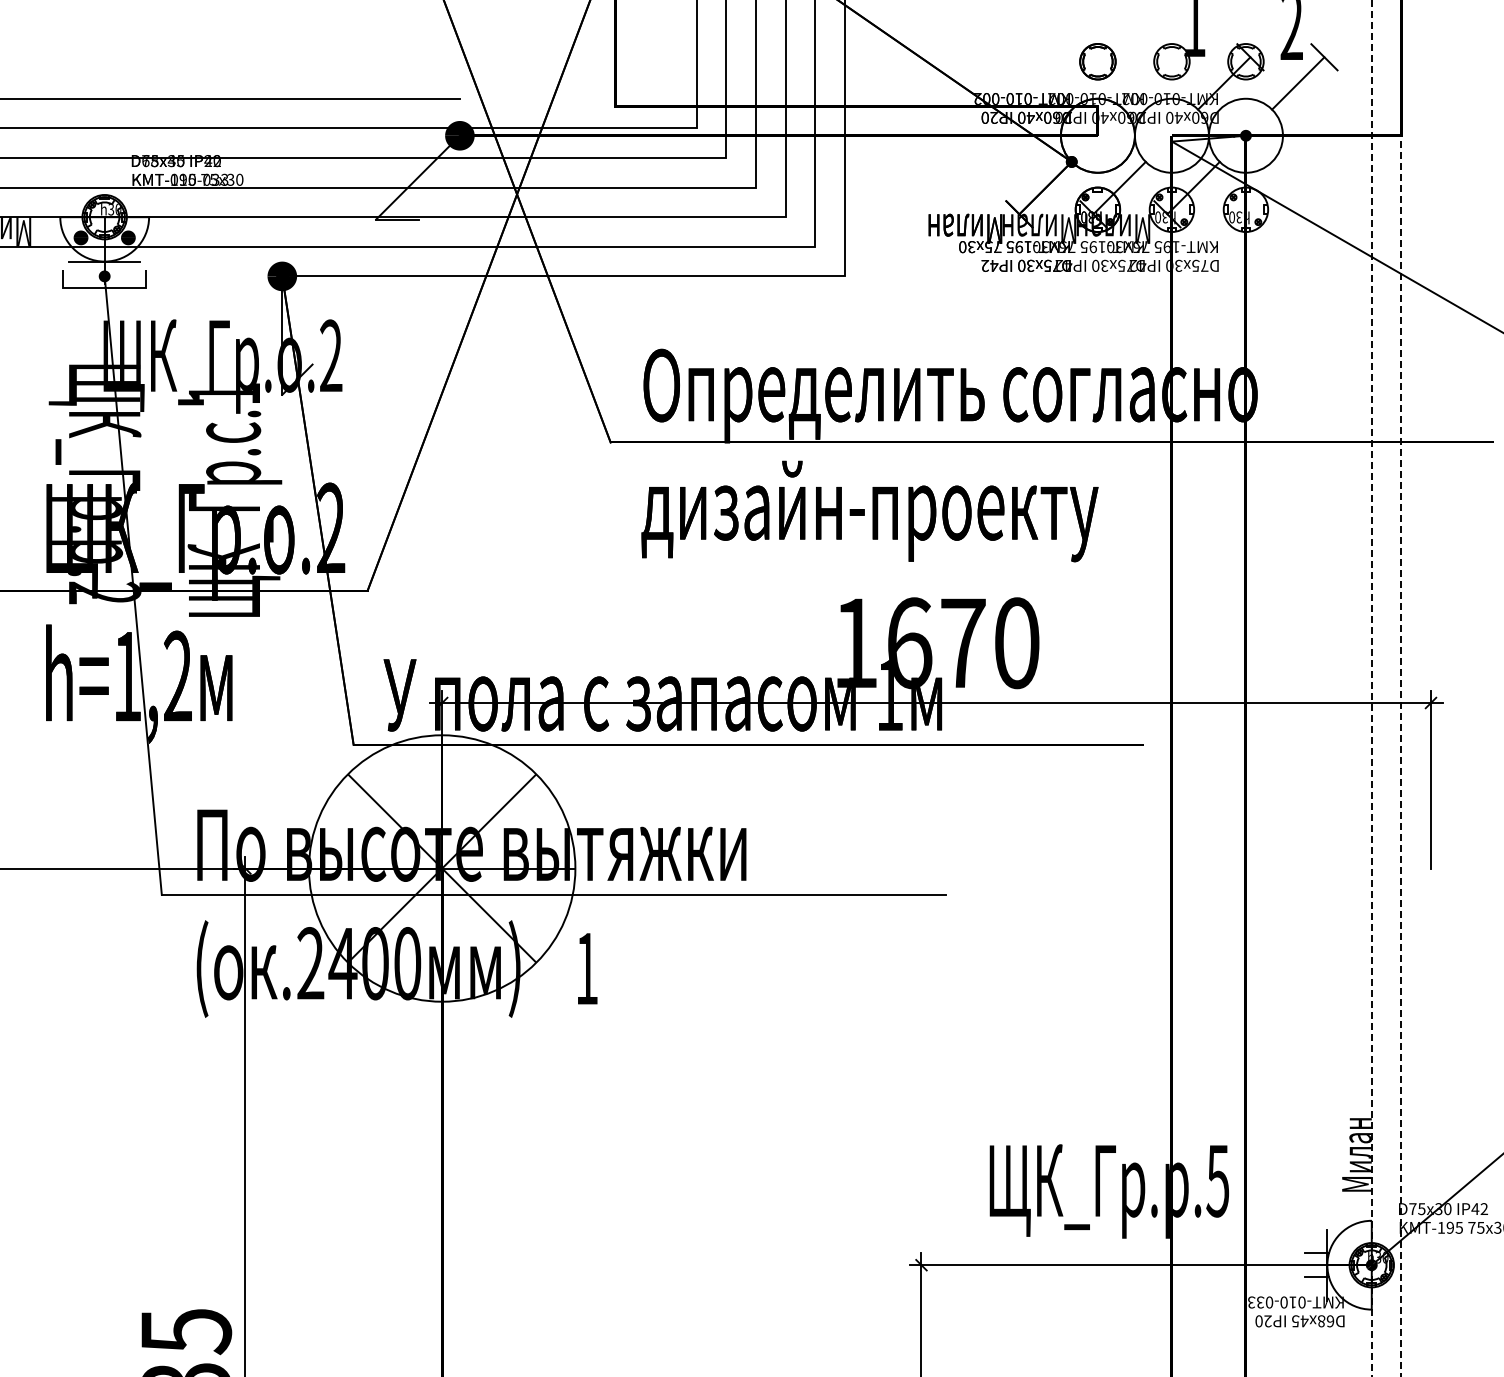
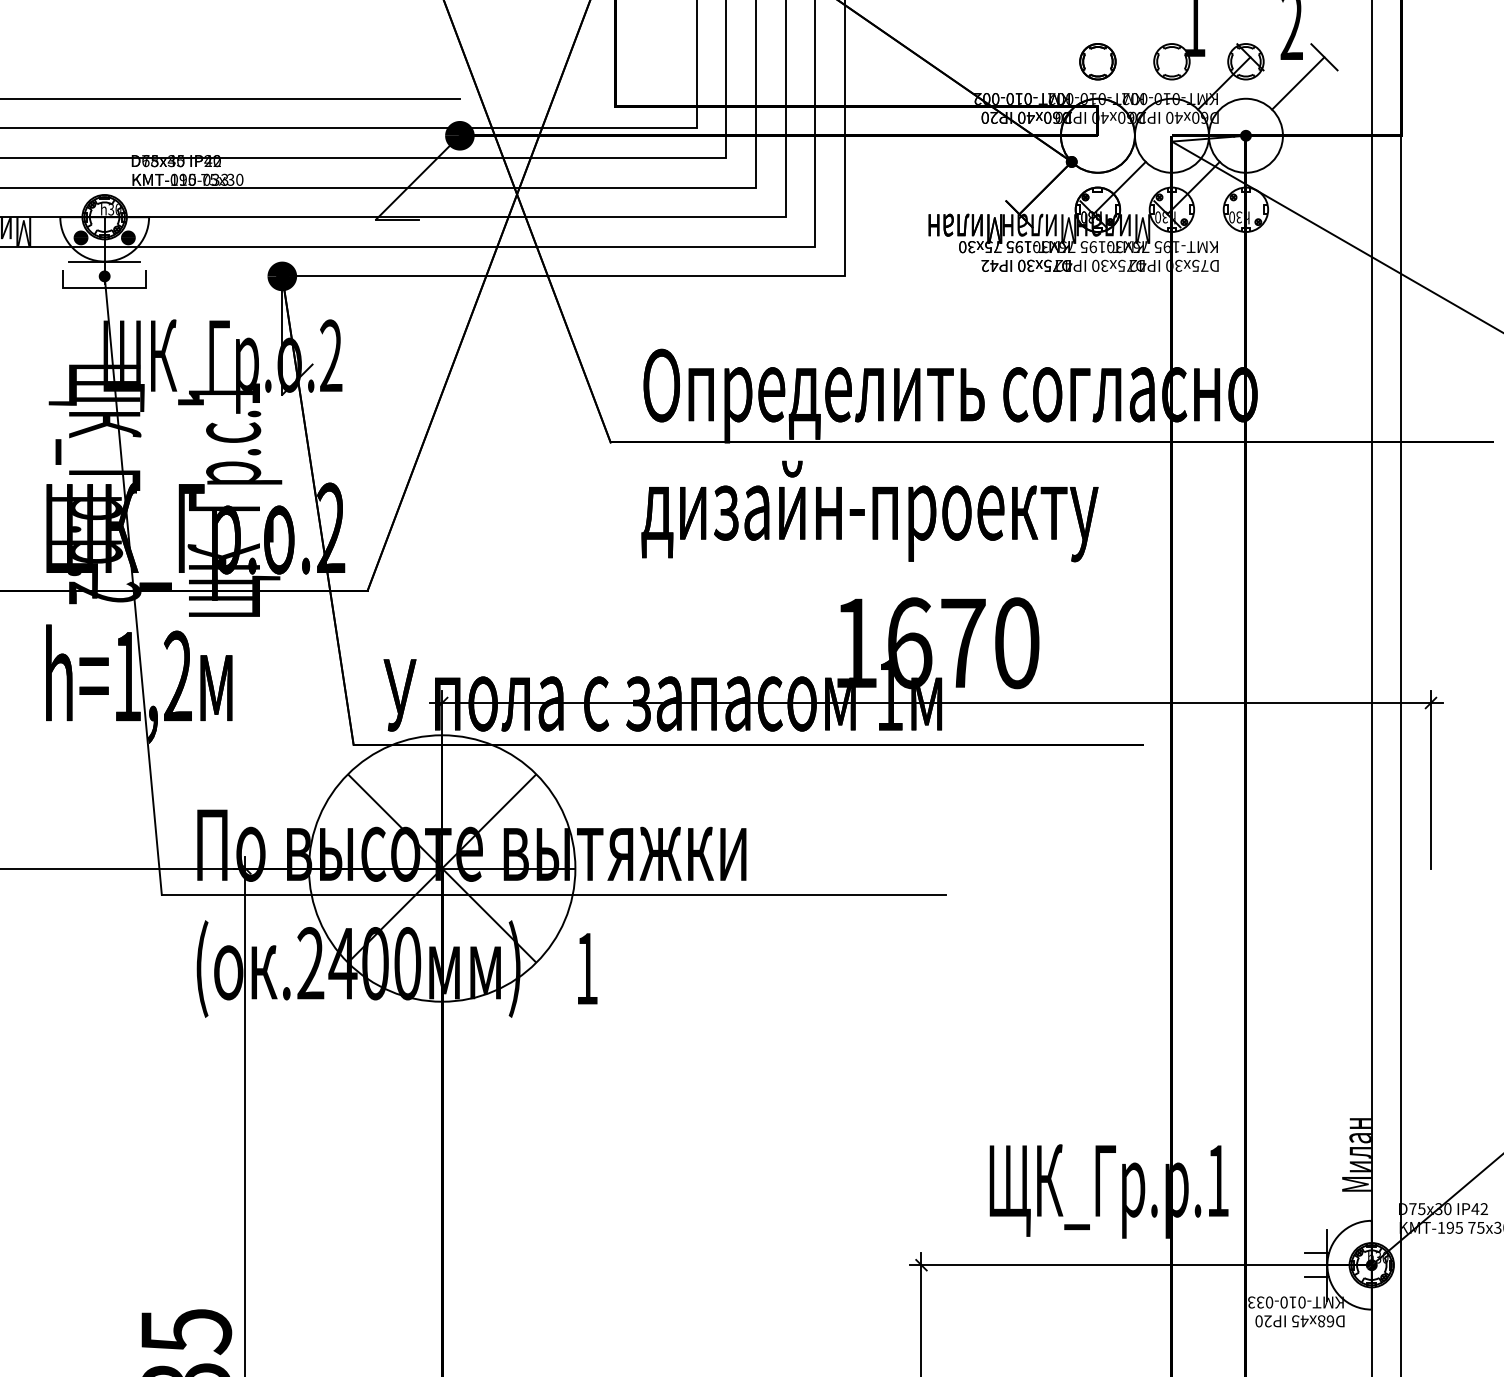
line: dashed -> solid (1371, 687)
line: dashed -> solid (1401, 688)
text: .5 -> .1 (1217, 1181)
